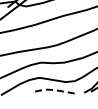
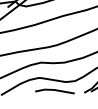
line: dashed -> solid (54, 89)
